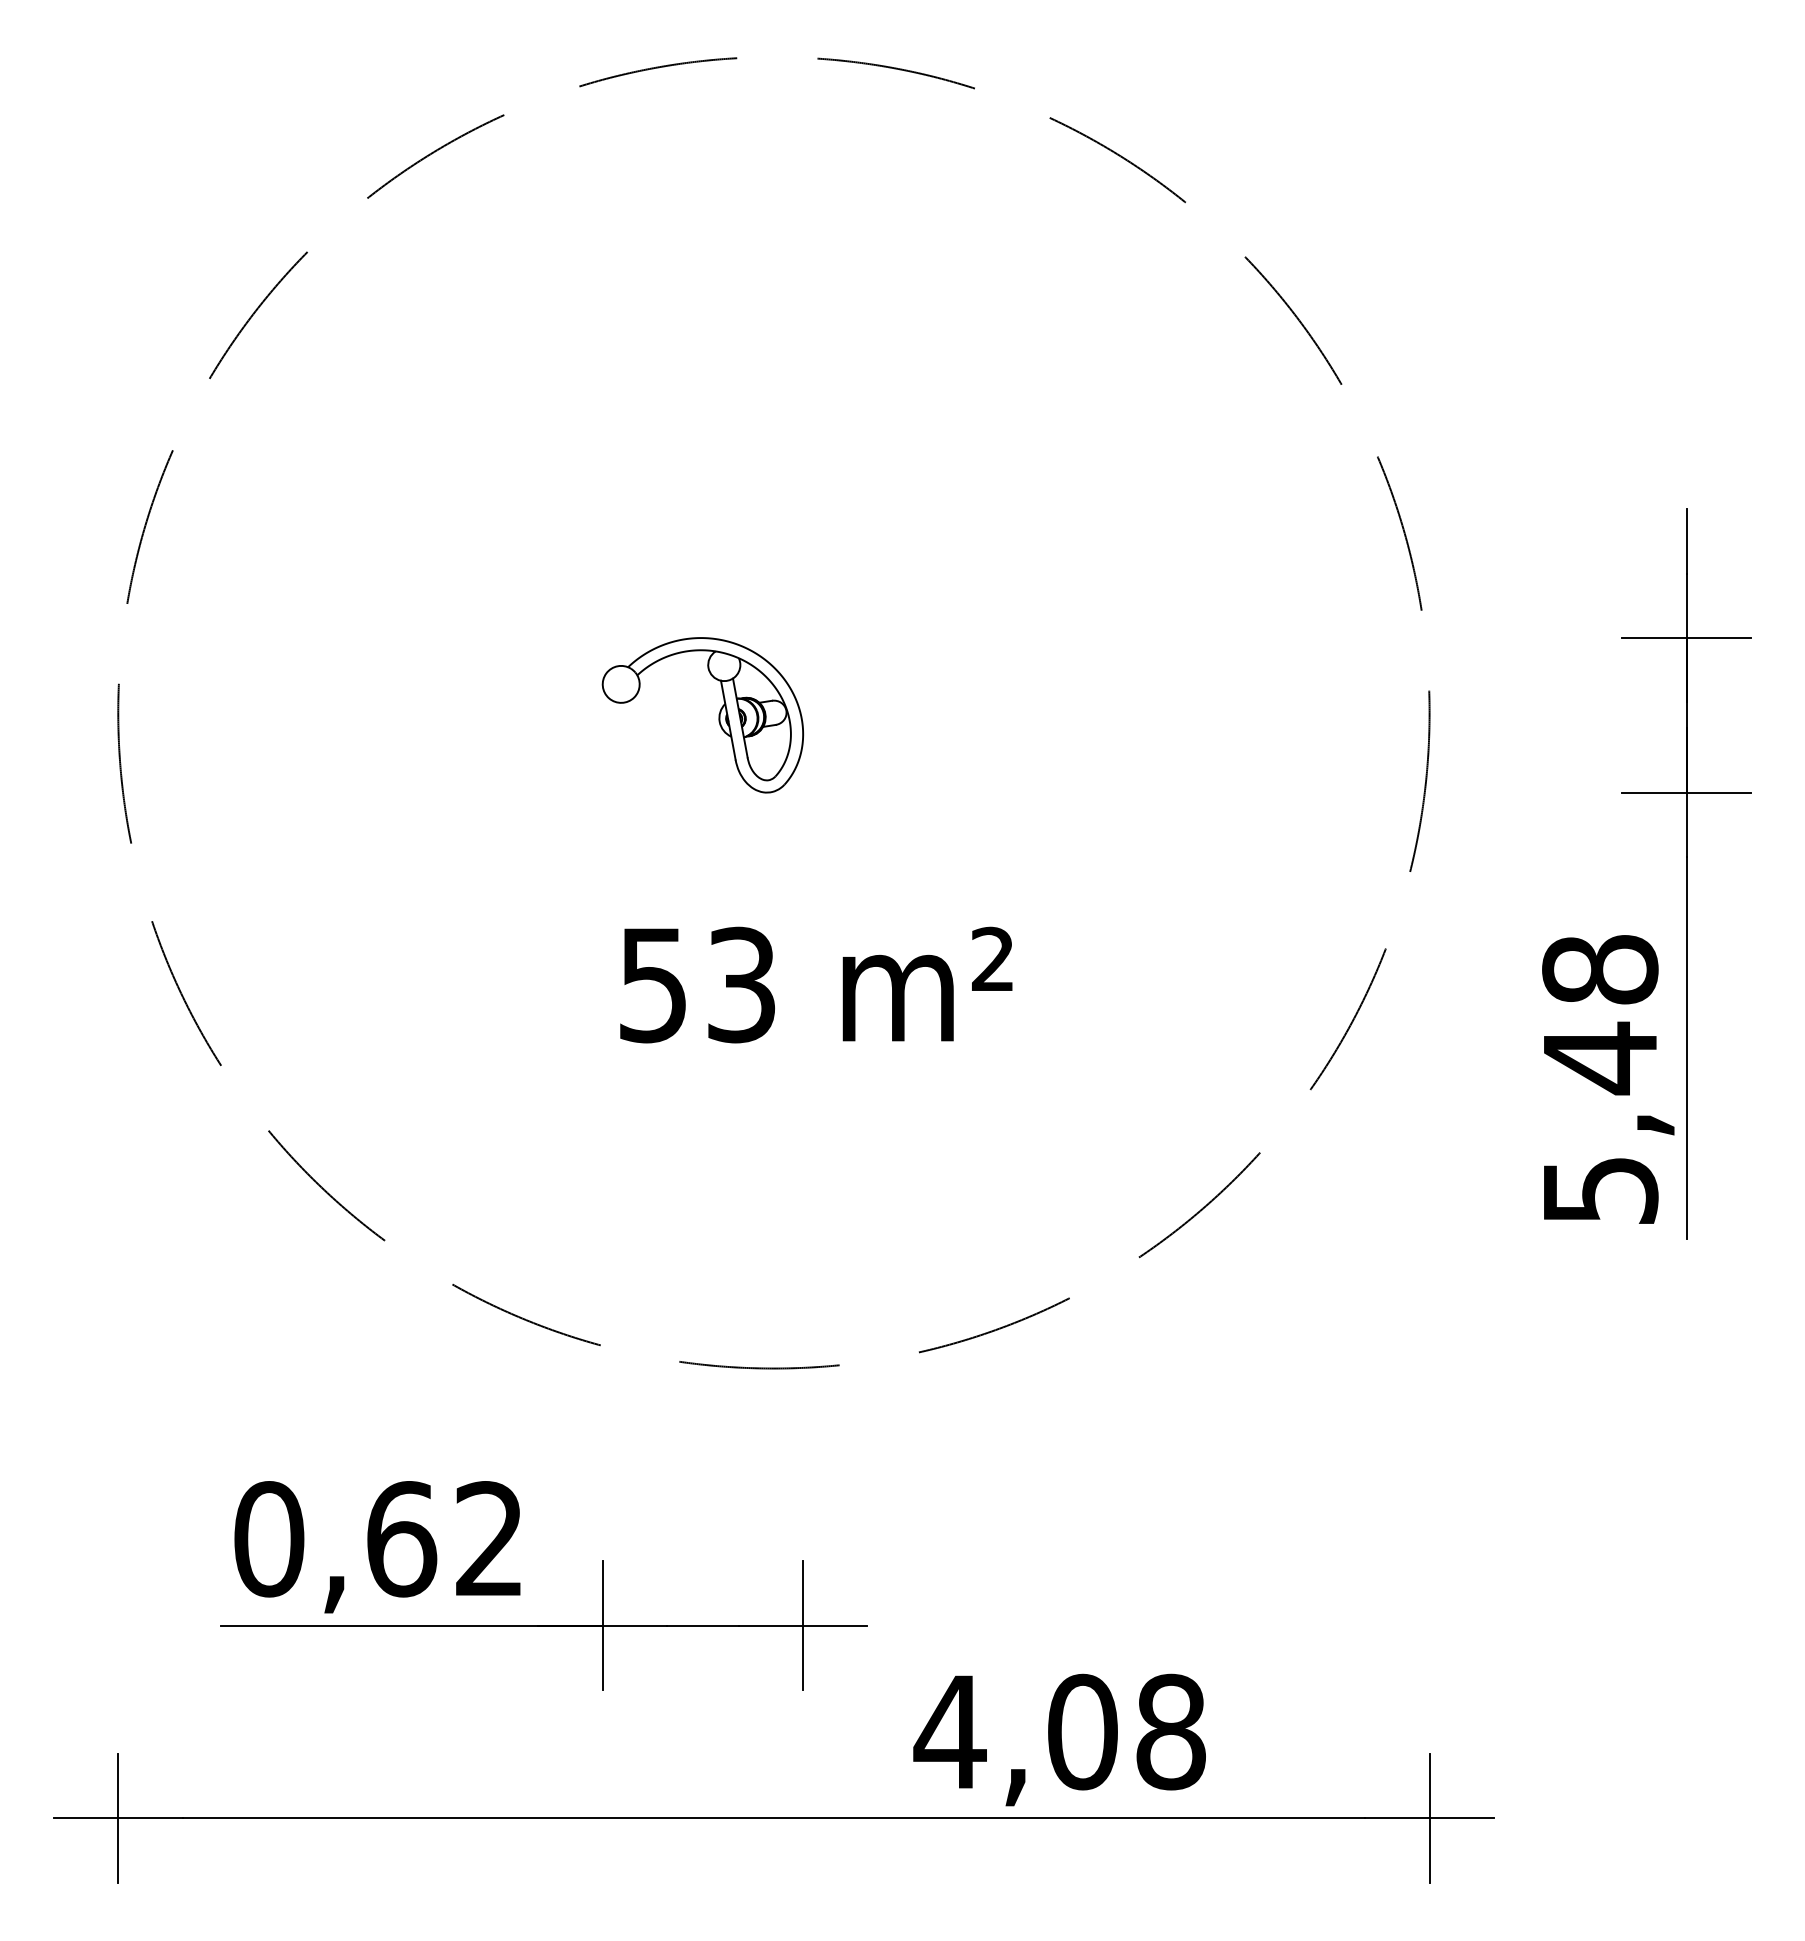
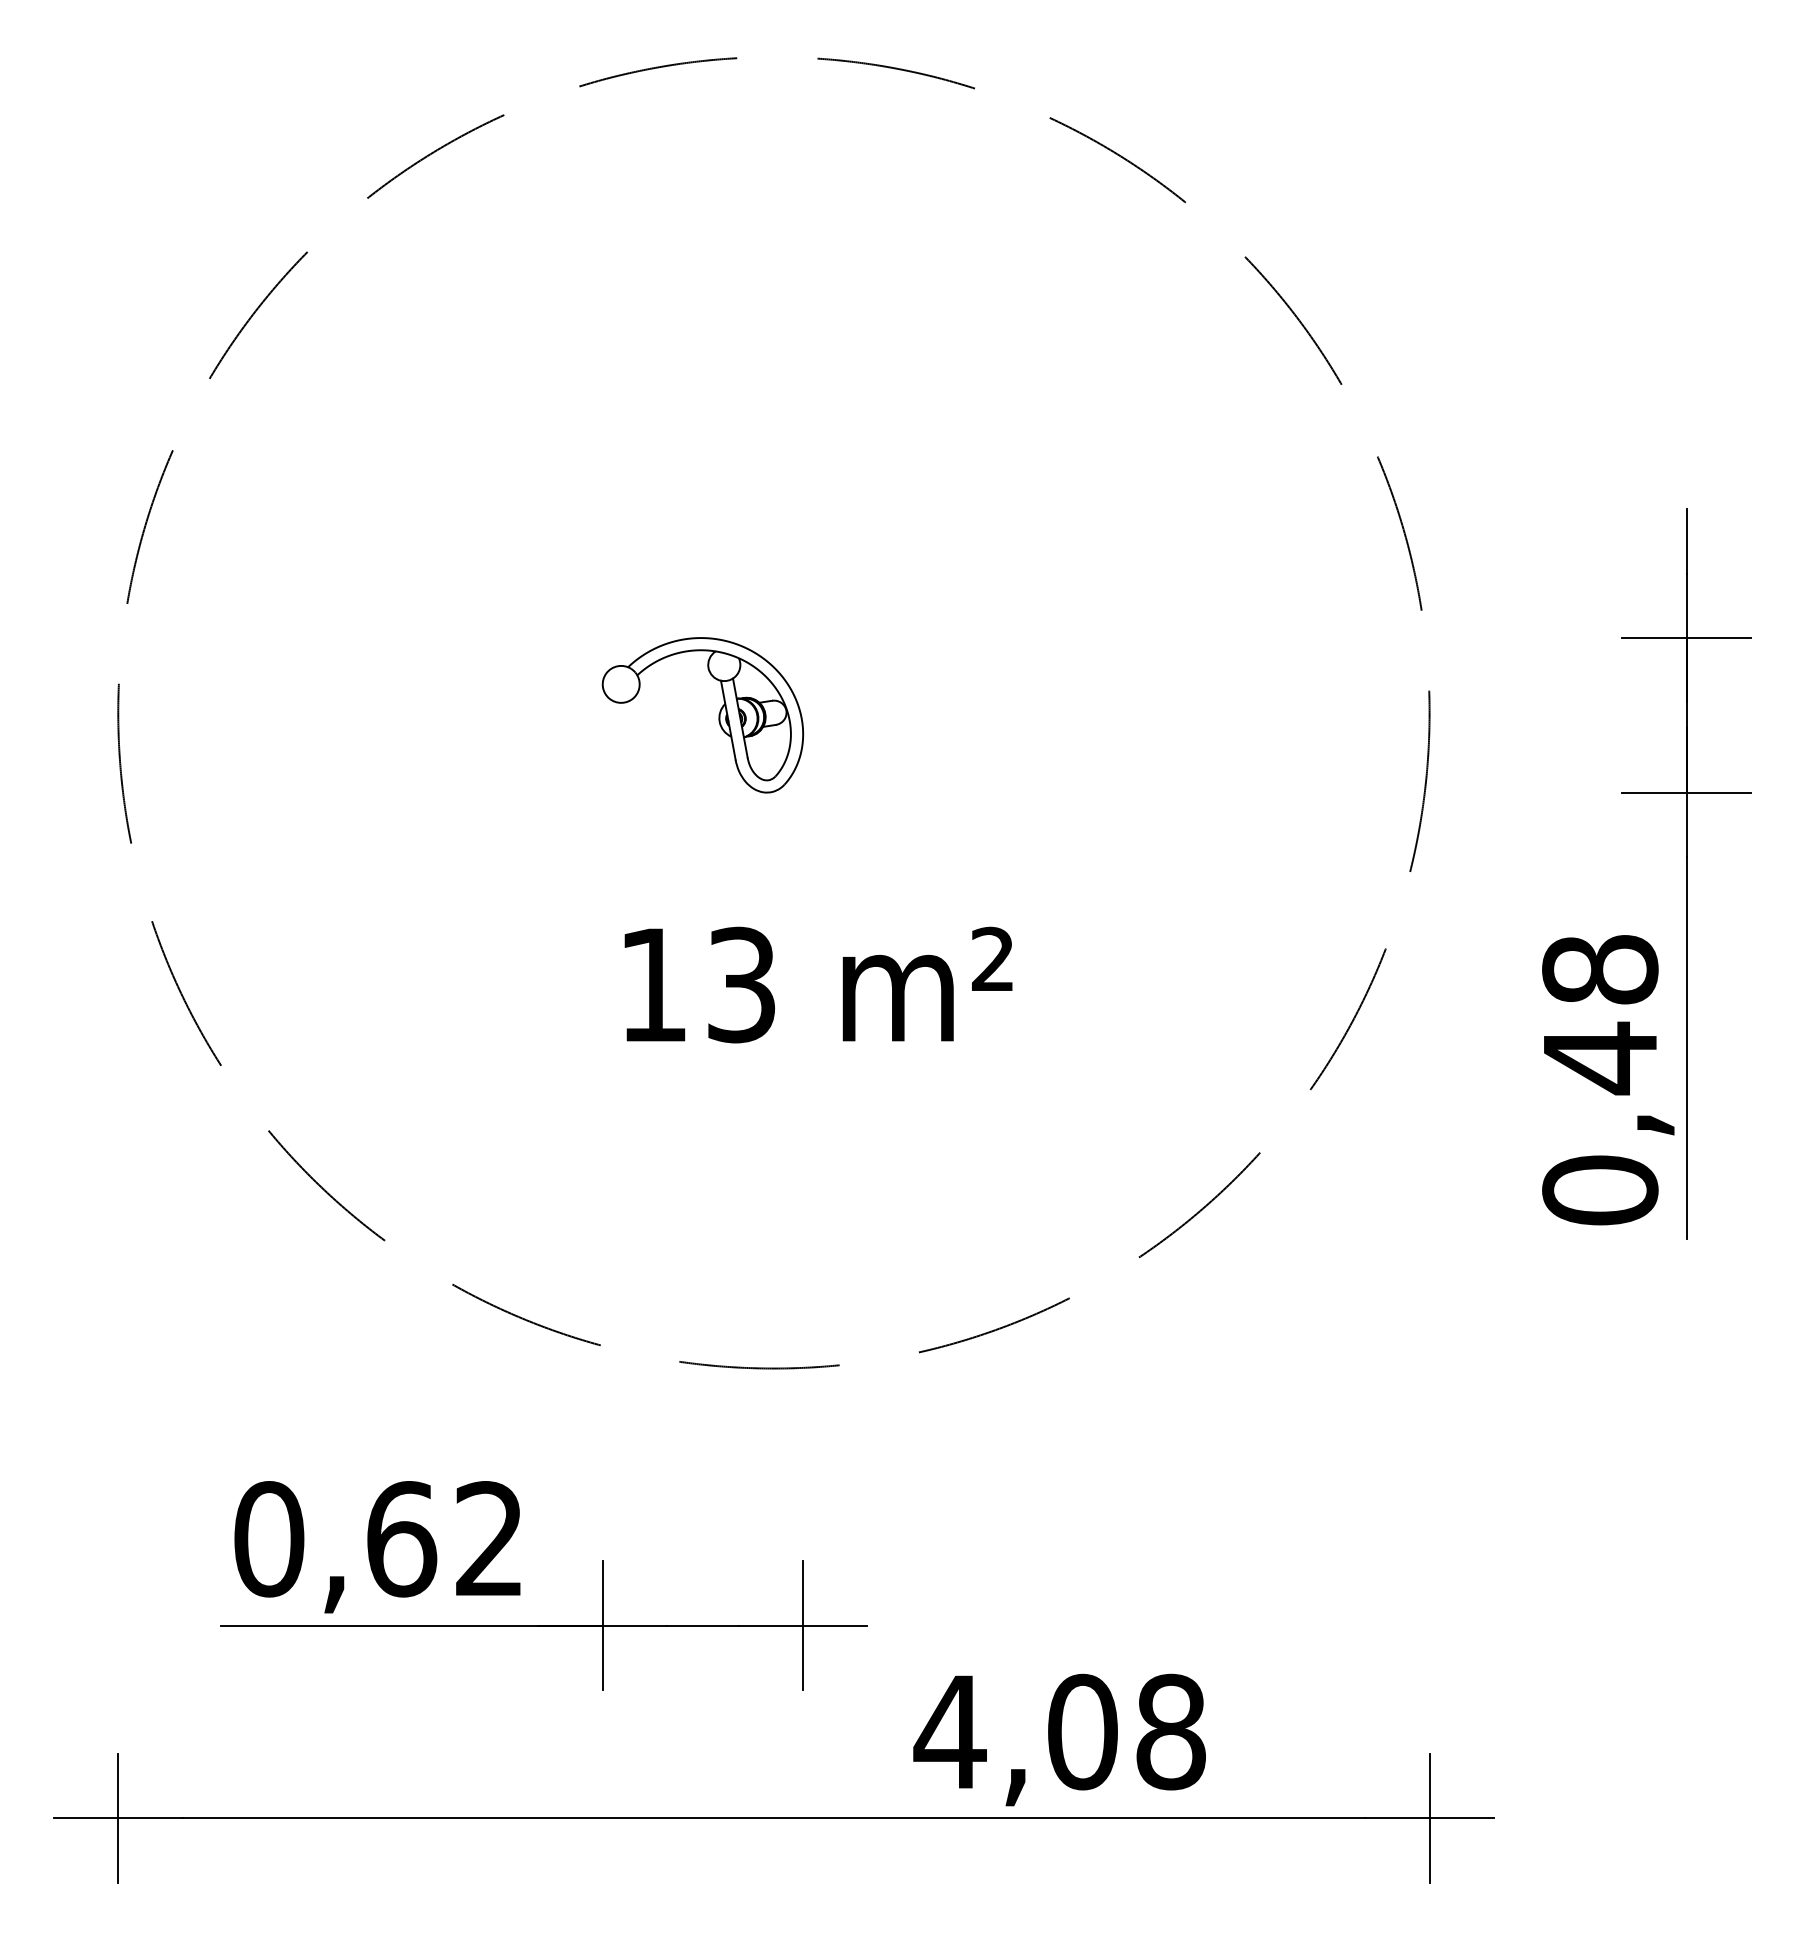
text: 53 -> 13 (652, 985)
text: 5,48 -> 0,48 (1600, 1190)
